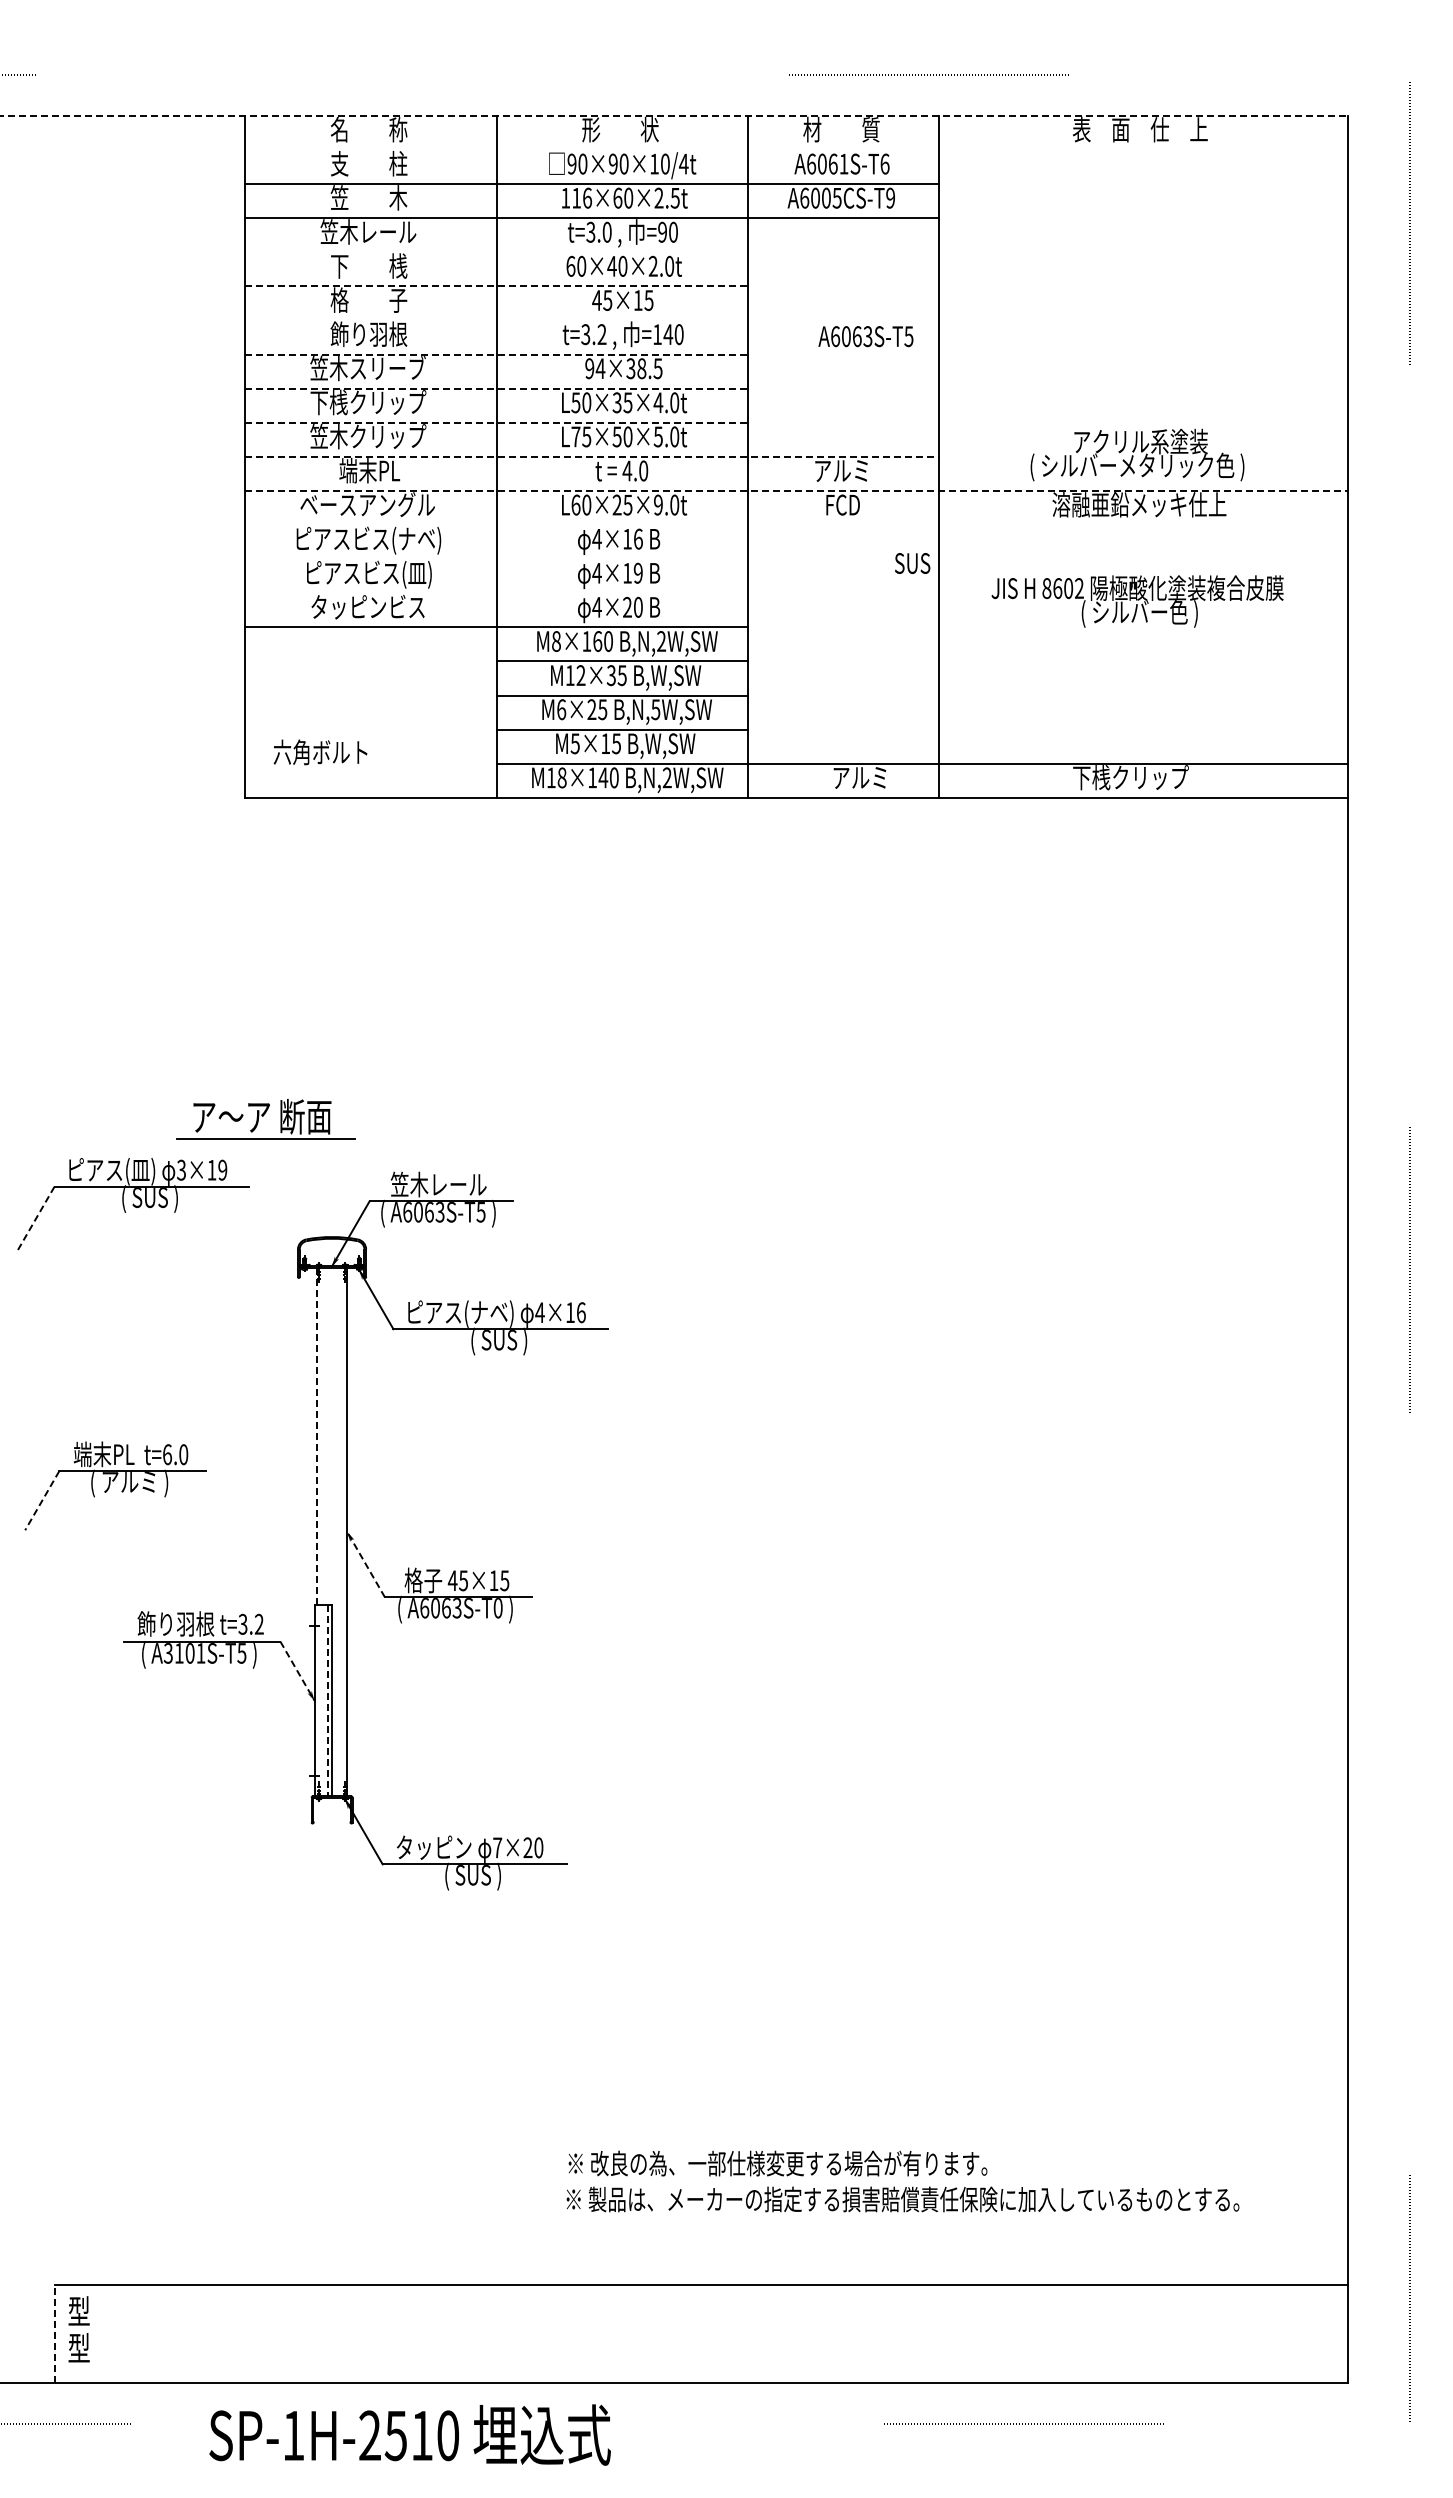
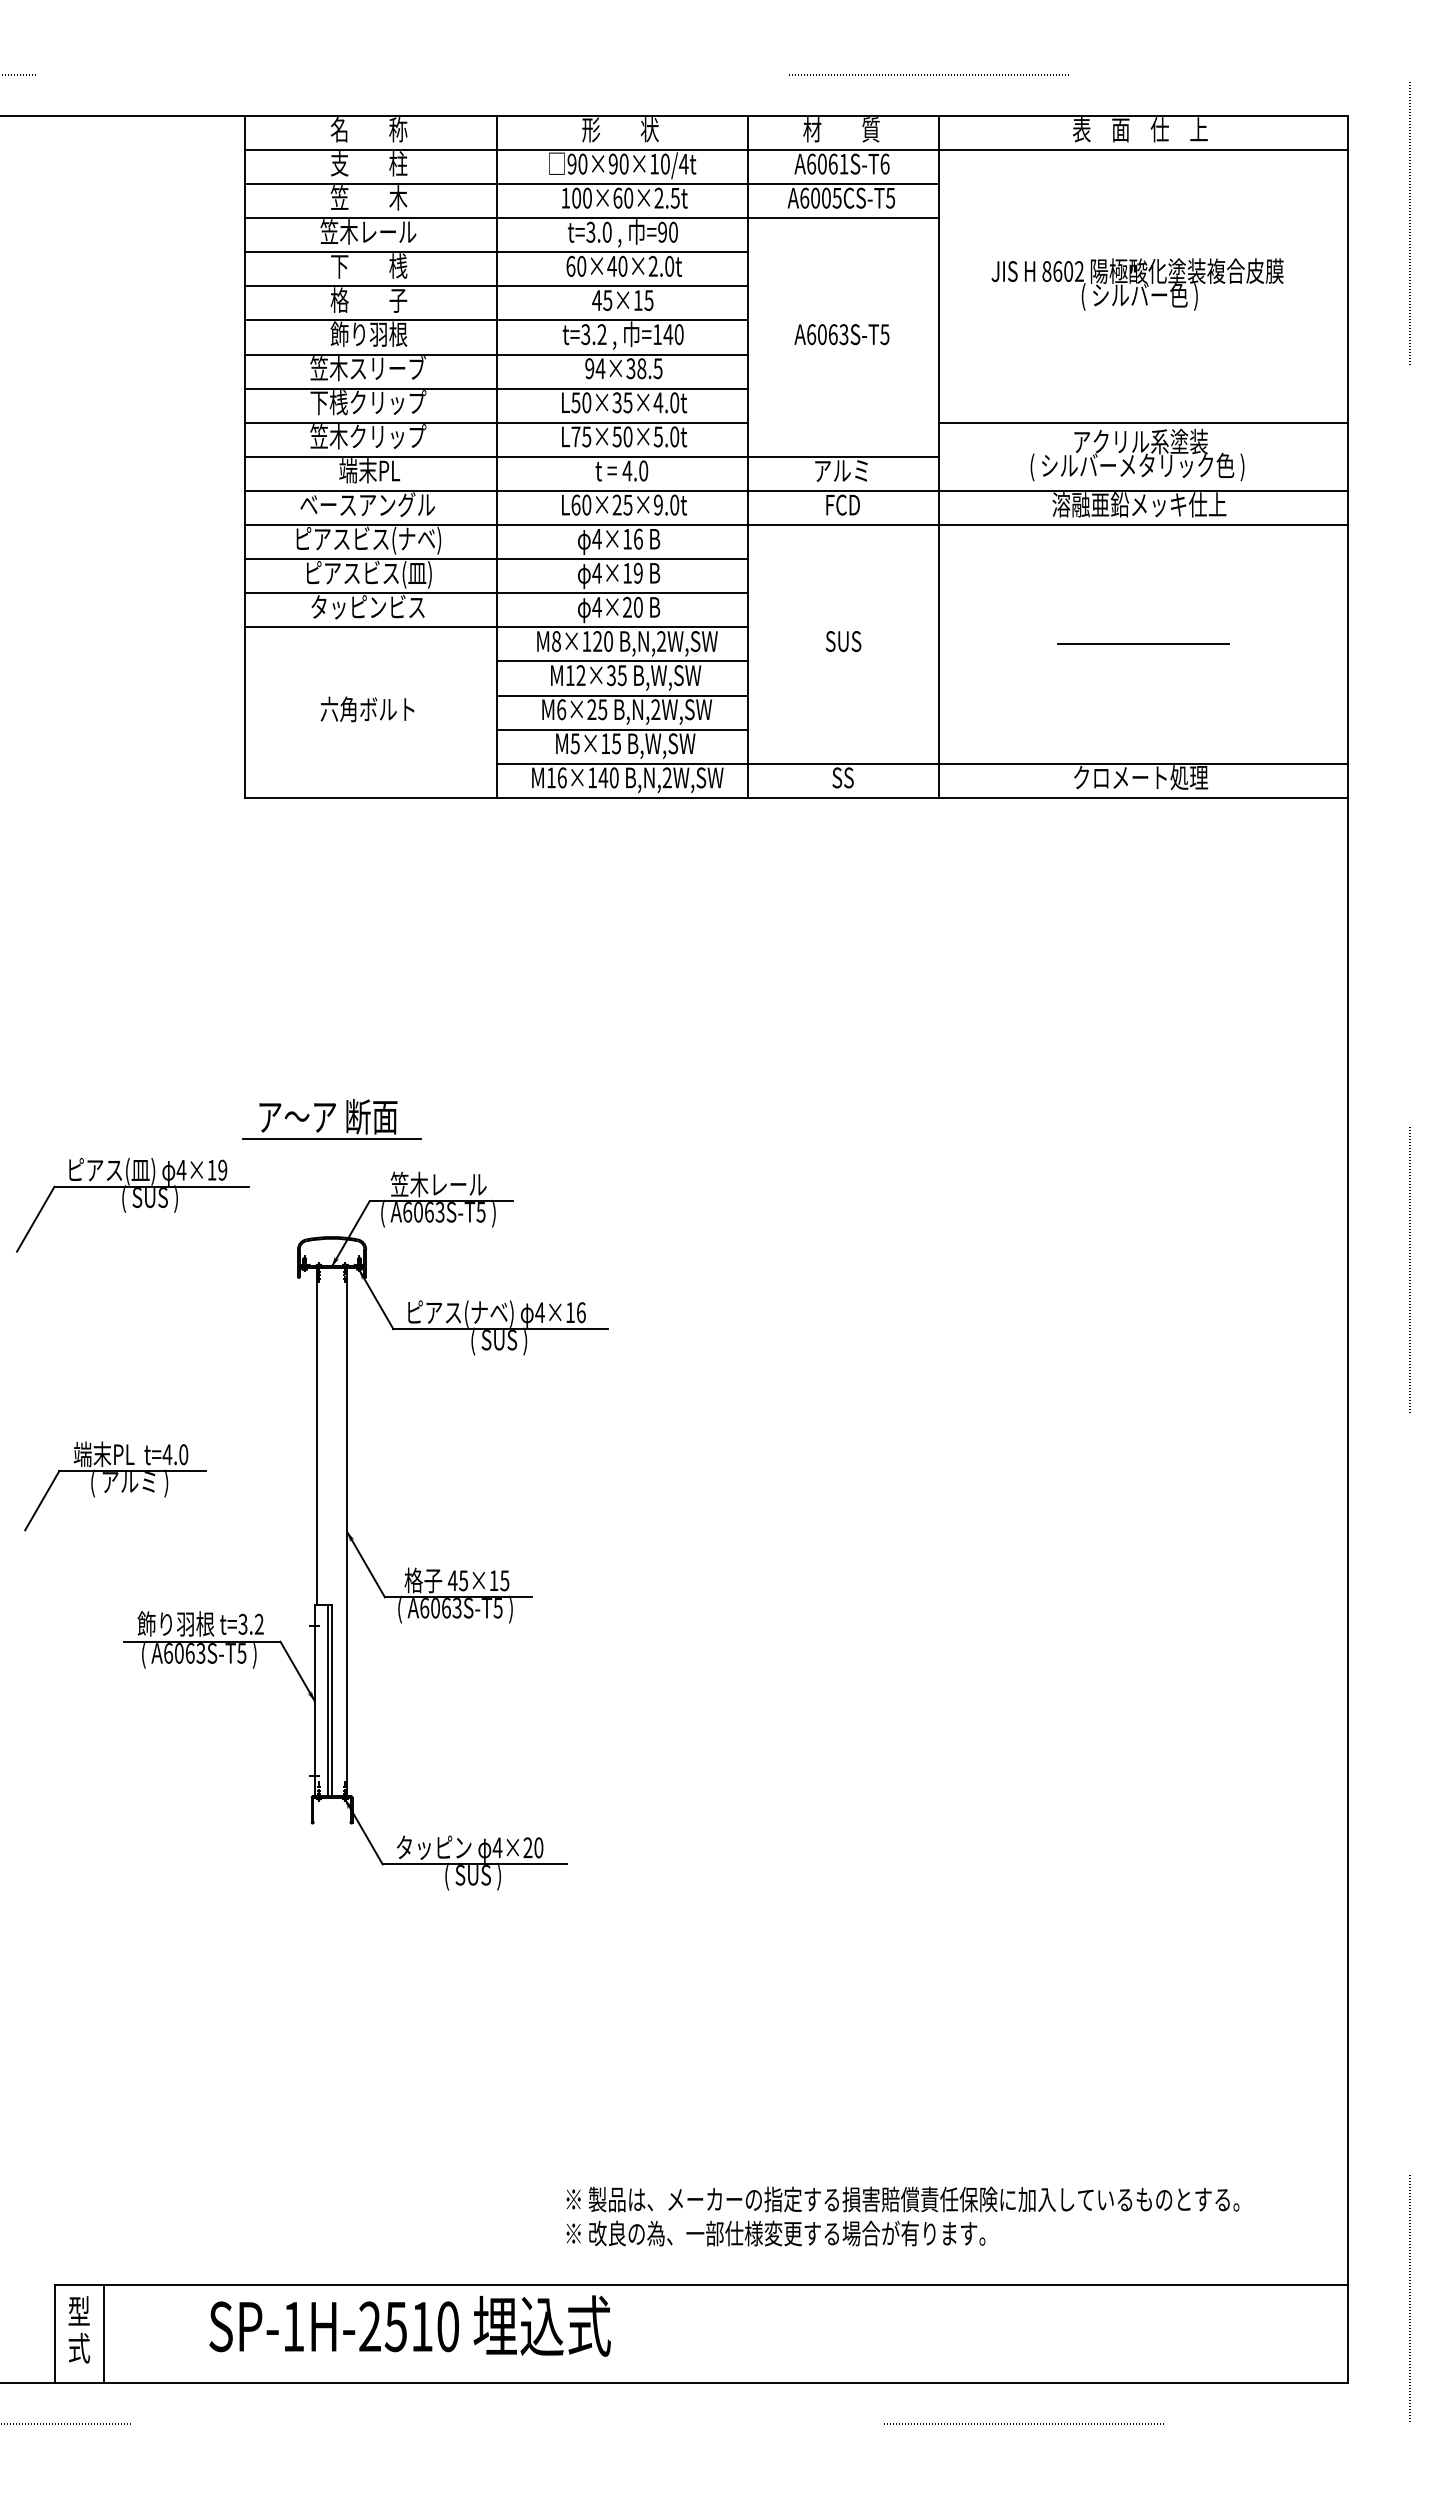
line: dashed -> solid (674, 115)
line: none -> present (796, 149)
text: 116×60×2.5t -> 100×60×2.5t (582, 197)
text: A6005CS-T9 -> A6005CS-T5 (890, 197)
line: none -> present (496, 252)
line: dashed -> solid (497, 286)
line: none -> present (496, 320)
text position: (865, 336) -> (841, 334) (841, 334)
line: dashed -> solid (497, 354)
line: dashed -> solid (497, 388)
line: dashed -> solid (497, 422)
line: none -> present (1143, 422)
line: dashed -> solid (592, 456)
line: dashed -> solid (796, 490)
line: none -> present (796, 525)
line: none -> present (496, 559)
text position: (912, 563) -> (843, 641) (843, 641)
line: none -> present (496, 593)
text position: (1137, 601) -> (1137, 284) (1137, 284)
text: M8×160 -> M8×120 (597, 641)
line: none -> present (1143, 644)
text: B,N,5W,SW -> B,N,2W,SW (655, 709)
text position: (320, 752) -> (367, 709) (367, 709)
text: M18×140 -> M16×140 (561, 777)
text: アルミ -> SS (859, 777)
text: 下桟クリップ -> クロメート処理 (1140, 777)
part position: (265, 1119) -> (331, 1119) (331, 1119)
text: 3×19 -> 4×19 (181, 1169)
line: dashed -> solid (35, 1219)
line: dashed -> solid (316, 1437)
text: t=6.0 -> t=4.0 (167, 1454)
line: dashed -> solid (42, 1501)
line: dashed -> solid (366, 1564)
text: A6063S-T0 -> A6063S-T5 (497, 1608)
text: A3101S-T5 -> A6063S-T5 (184, 1653)
line: dashed -> solid (297, 1671)
line: dashed -> solid (327, 1701)
text: 7×20 -> 4×20 (497, 1847)
text position: (777, 2163) -> (775, 2233) (775, 2233)
line: dashed -> solid (55, 2333)
line: none -> present (104, 2333)
text: 型 -> 式 (79, 2348)
text position: (409, 2434) -> (409, 2325) (409, 2325)
